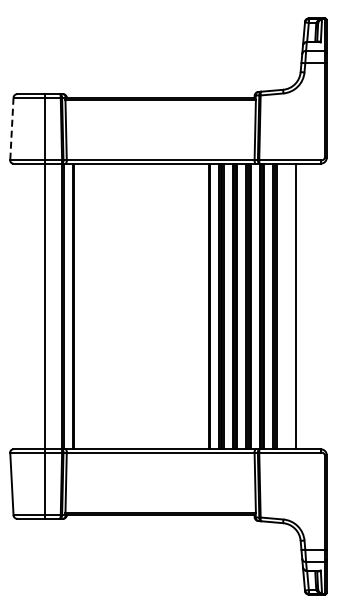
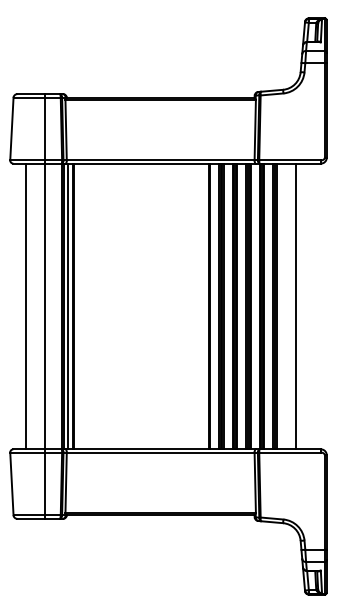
line: dashed -> solid (11, 129)
line: none -> present (25, 306)
line: none -> present (68, 306)
